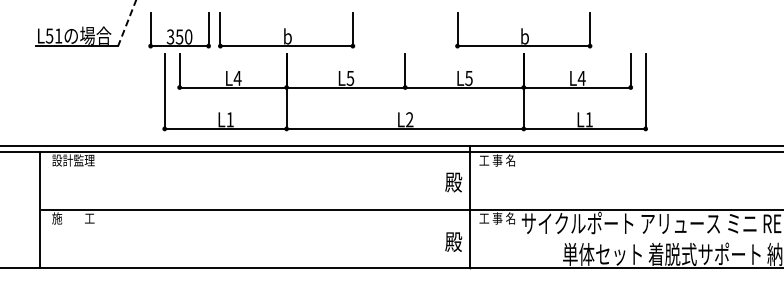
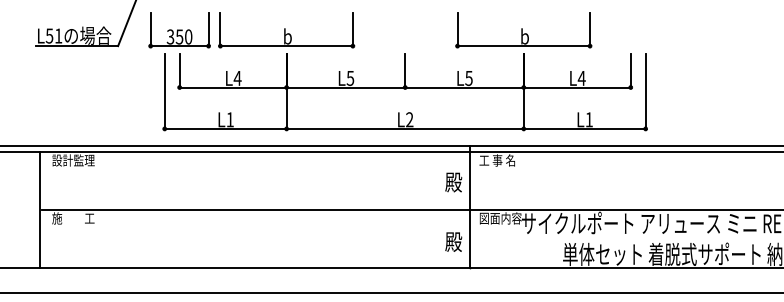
line: dashed -> solid (126, 23)
text: 工 事 名 -> 図面内容 (500, 218)
line: none -> present (391, 293)
